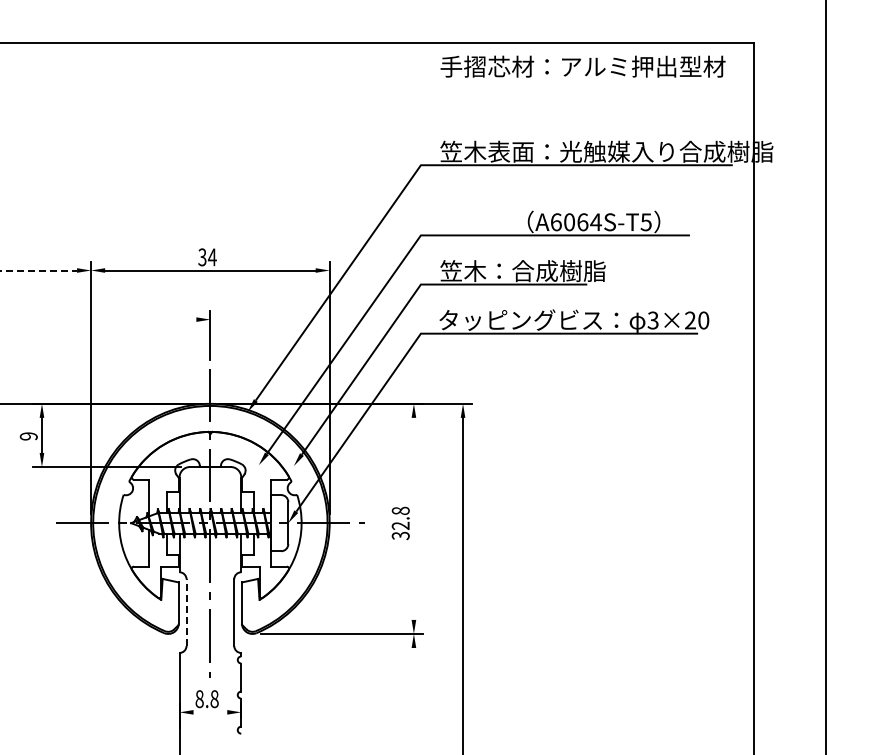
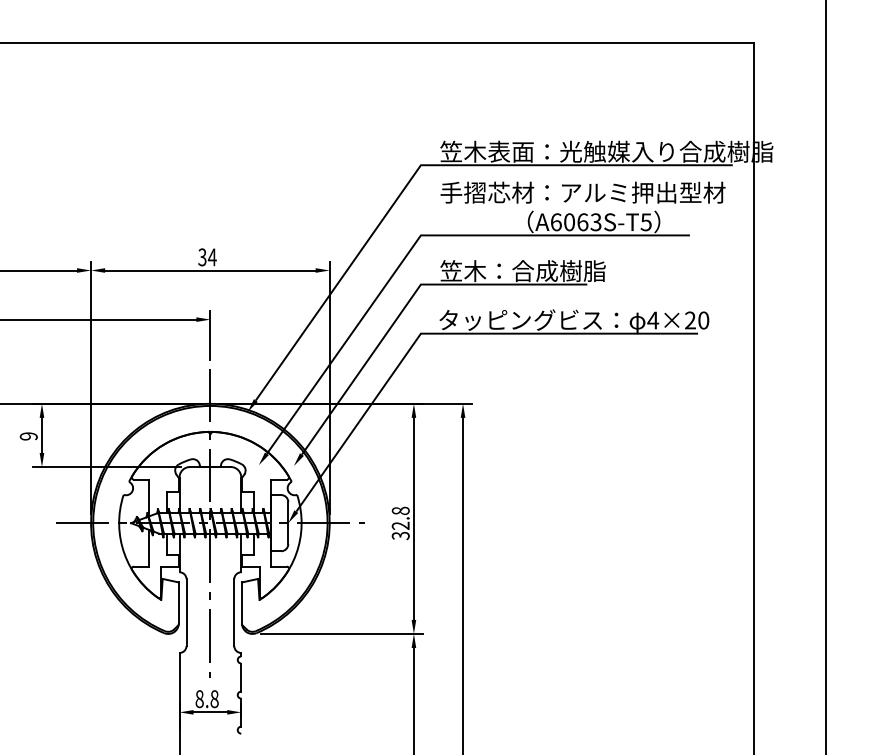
text position: (582, 66) -> (582, 192) (582, 192)
text: A6064S-T5 -> A6063S-T5 (595, 222)
line: dashed -> solid (39, 270)
line: none -> present (99, 319)
text: 3×20 -> 4×20 (653, 320)
line: none -> present (413, 518)
line: dashed -> solid (186, 612)
line: none -> present (413, 699)
line: none -> present (210, 712)
